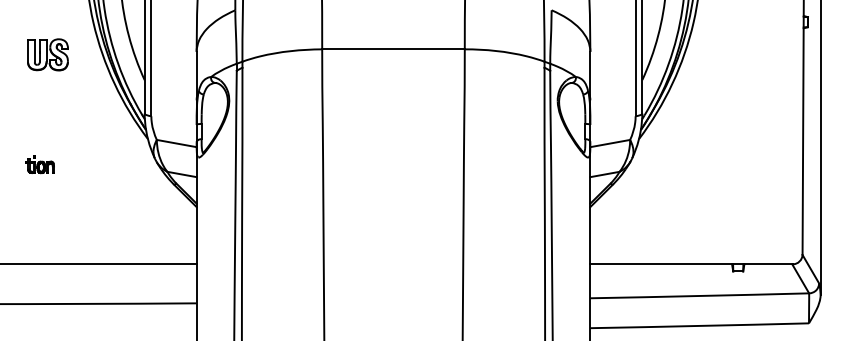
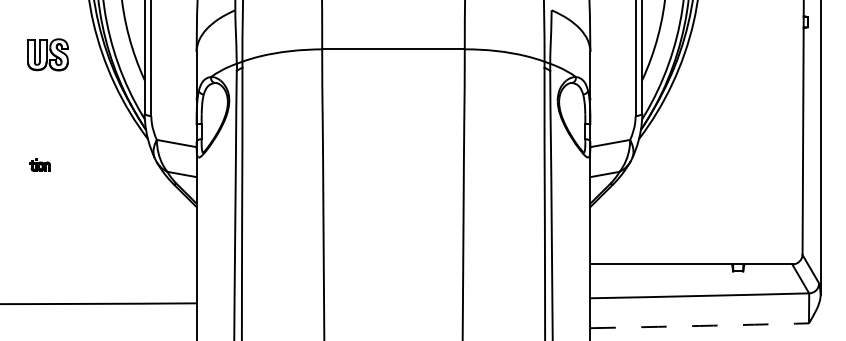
part size: 30x20 px -> 22x14 px (39, 164)
line: present -> none (99, 264)
arc: solid -> dashed (699, 325)
